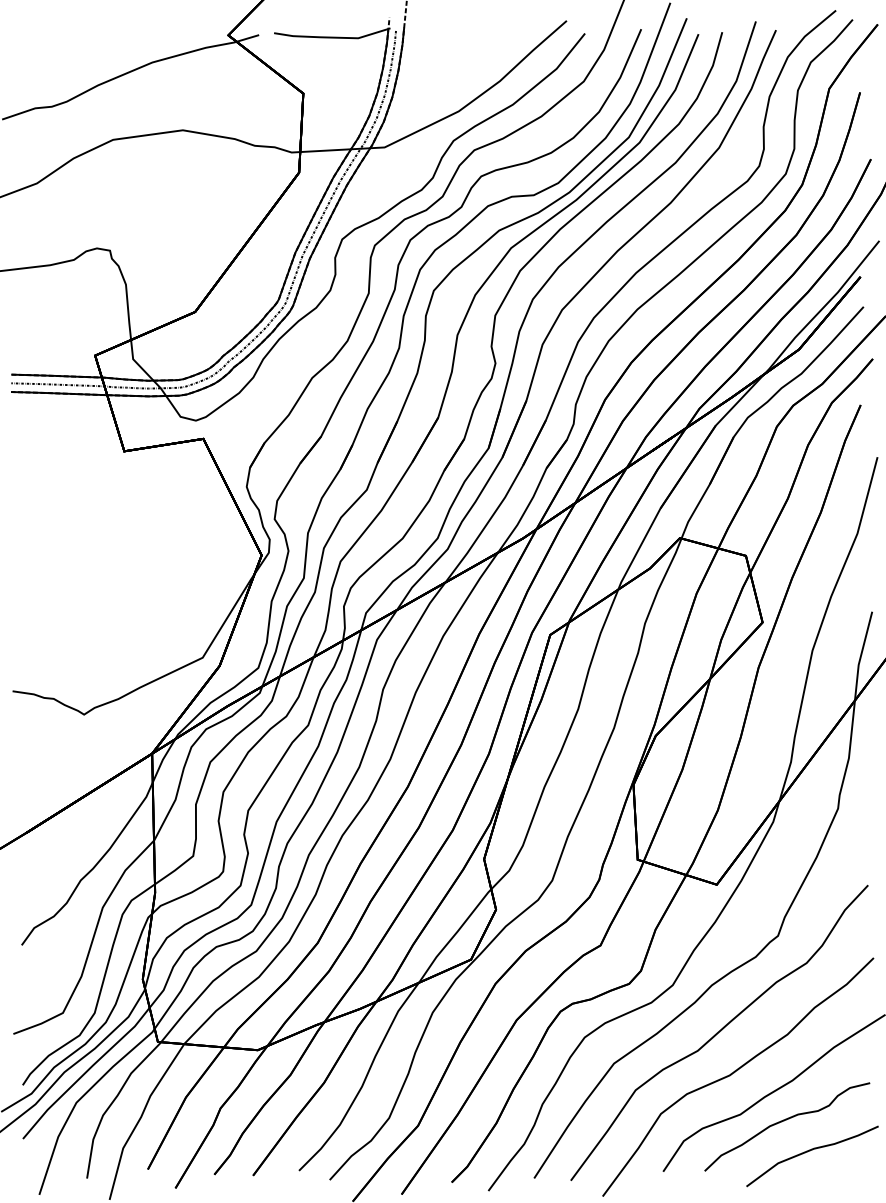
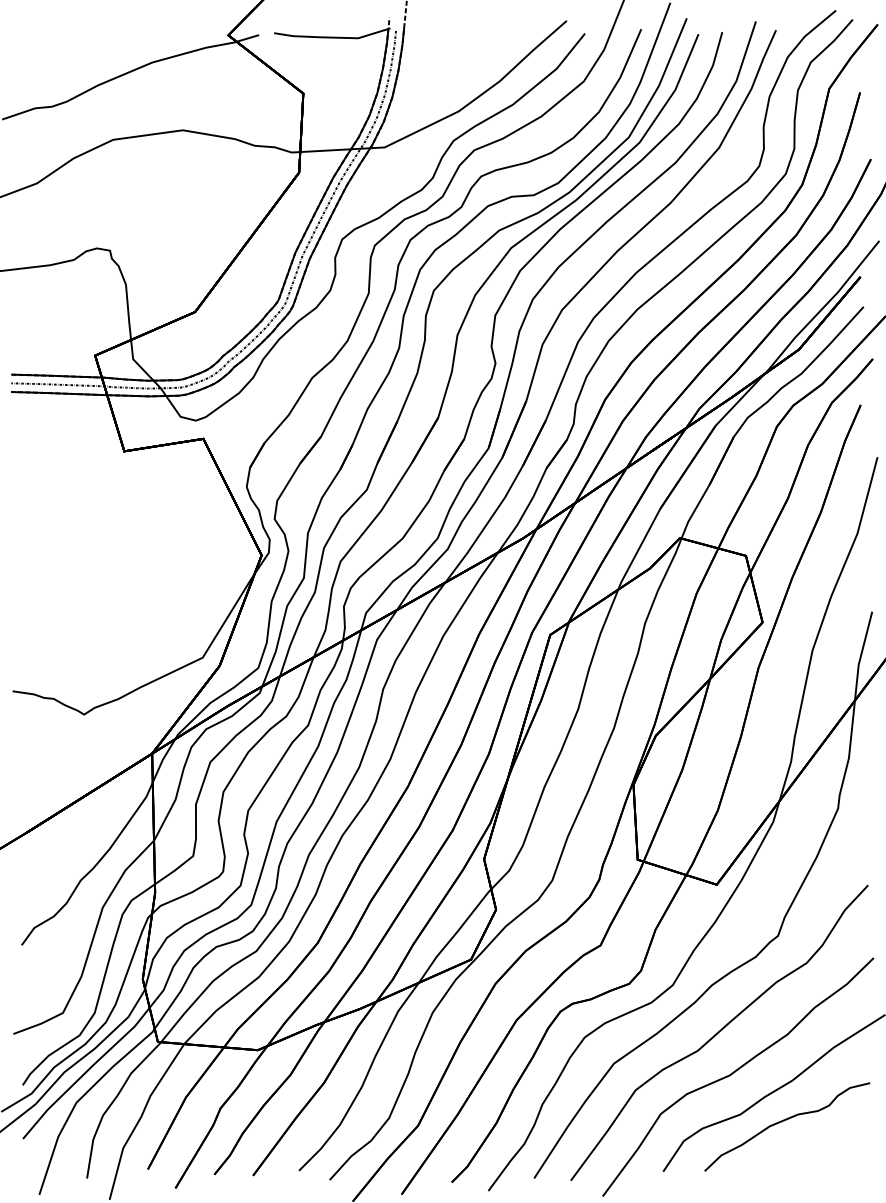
curve: present -> none (810, 1151)
